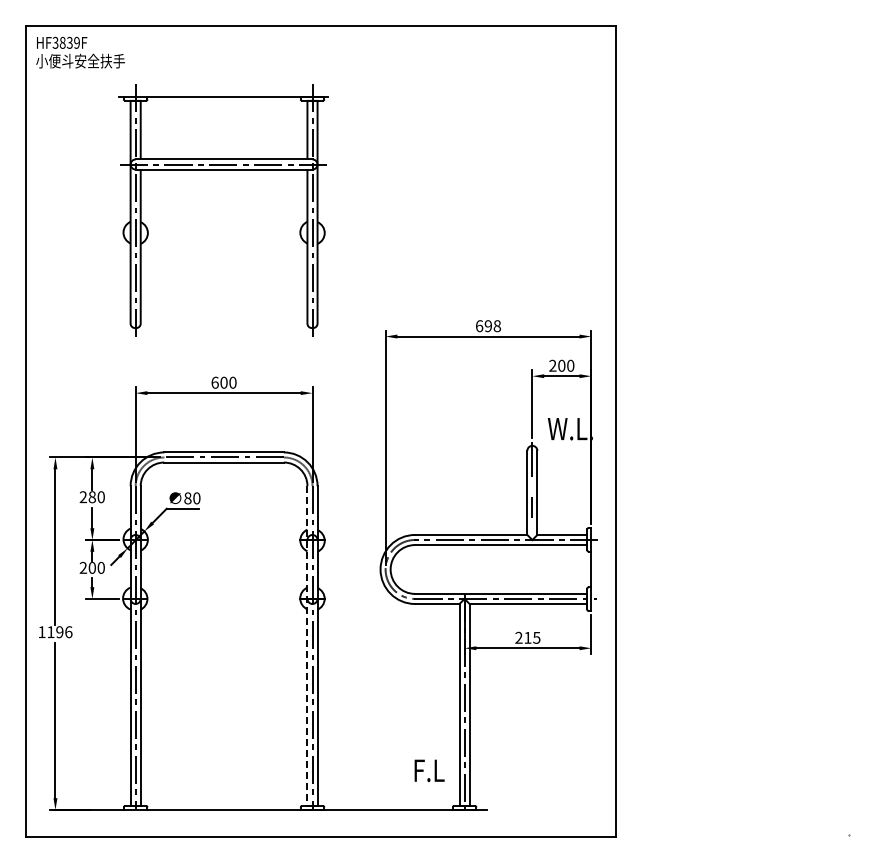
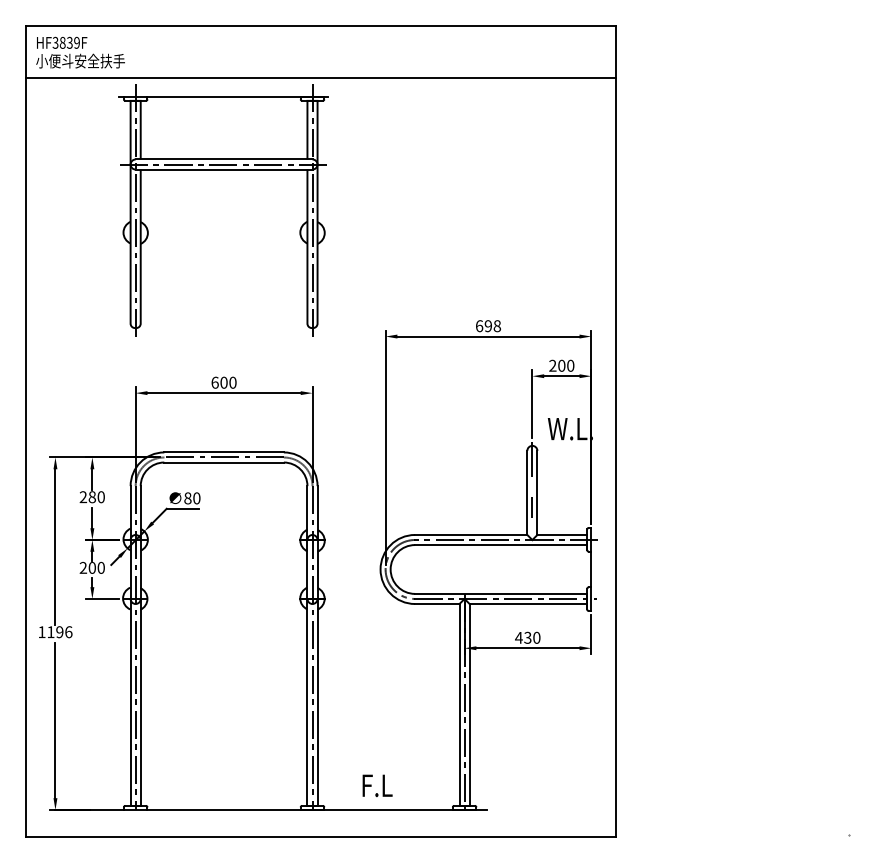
line: none -> present (320, 77)
text: 215 -> 430 (527, 637)
line: dashed -> solid (307, 646)
text position: (429, 770) -> (377, 785) (377, 785)
